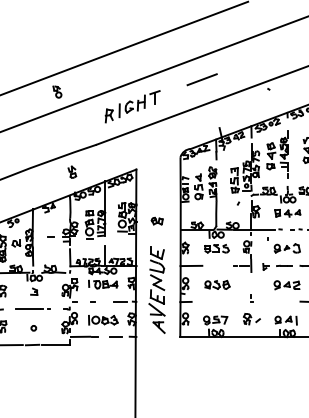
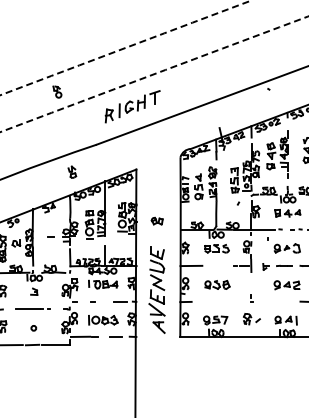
arc: solid -> dashed (124, 48)
arc: solid -> dashed (154, 74)
line: present -> none (201, 79)
